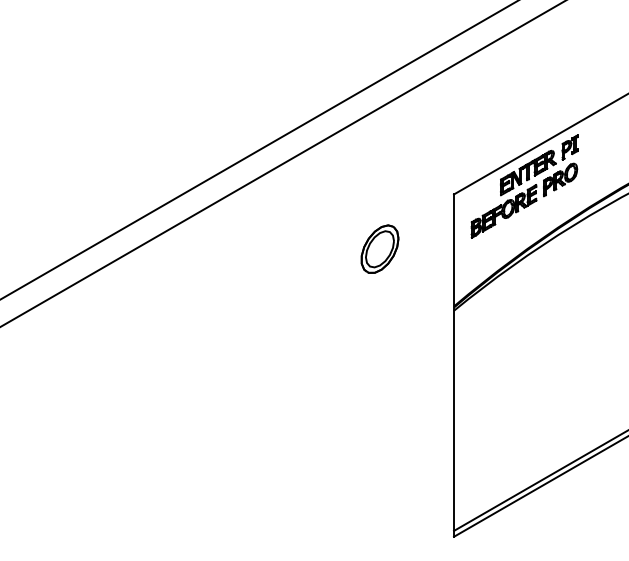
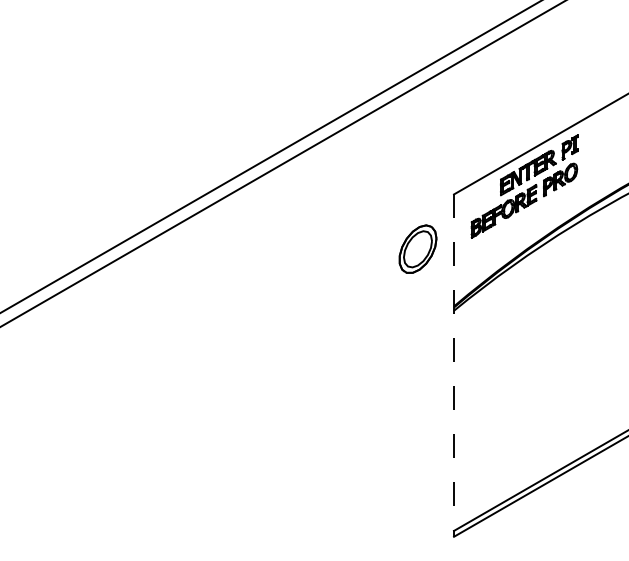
line position: (258, 150) -> (270, 157) (270, 157)
part position: (379, 248) -> (417, 248) (417, 248)
line: solid -> dashed (454, 366)
